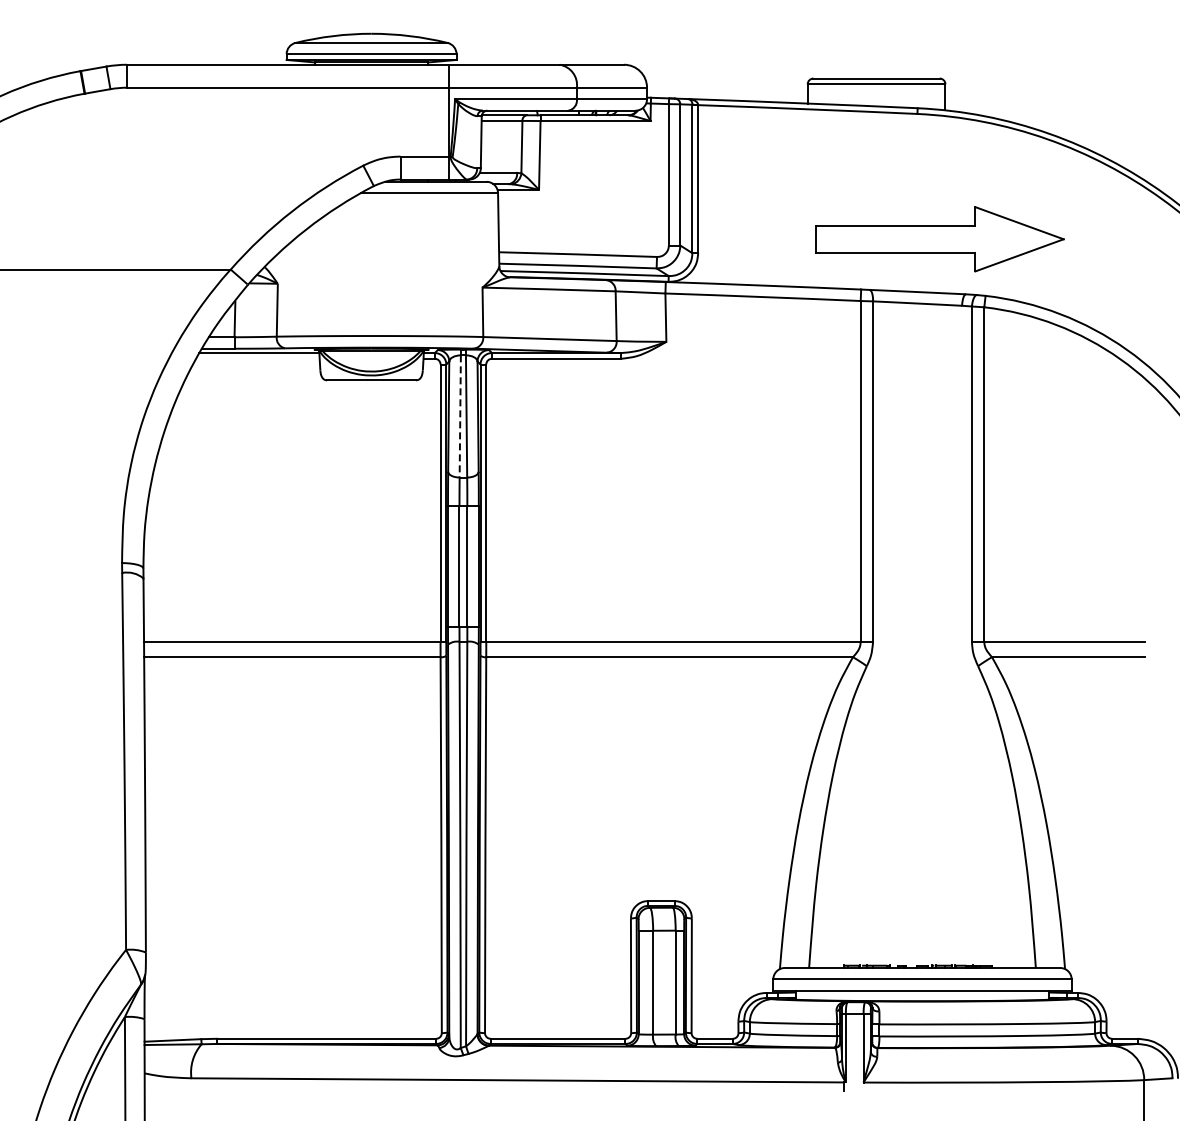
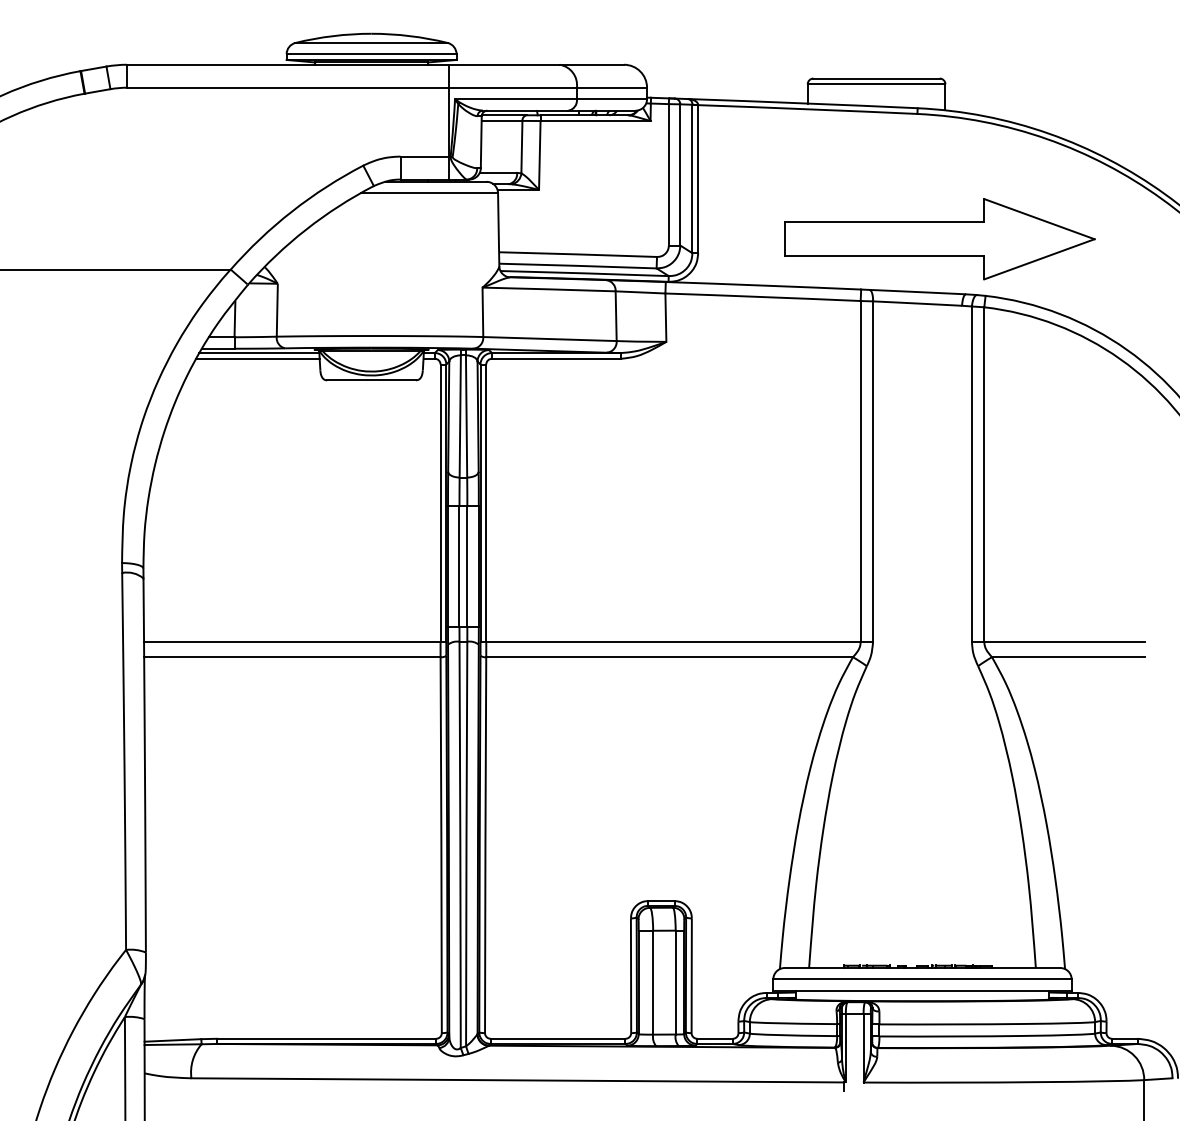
part size: 250x67 px -> 312x83 px (939, 239)
line: none -> present (257, 358)
line: dashed -> solid (460, 416)
